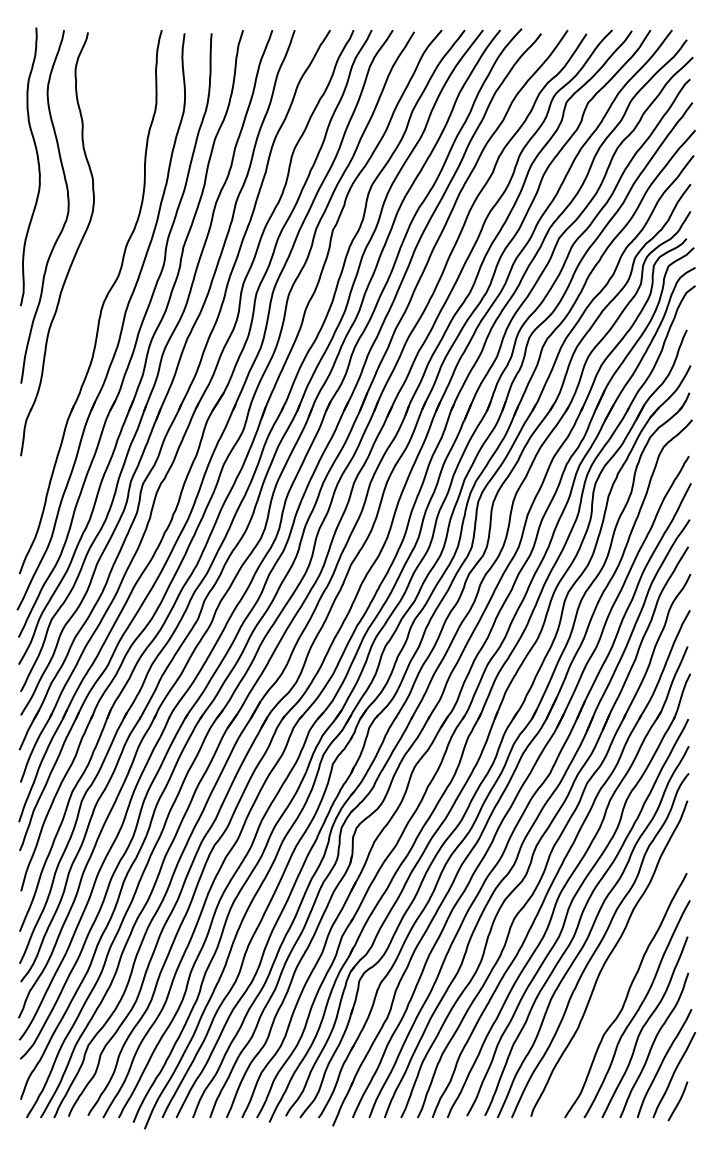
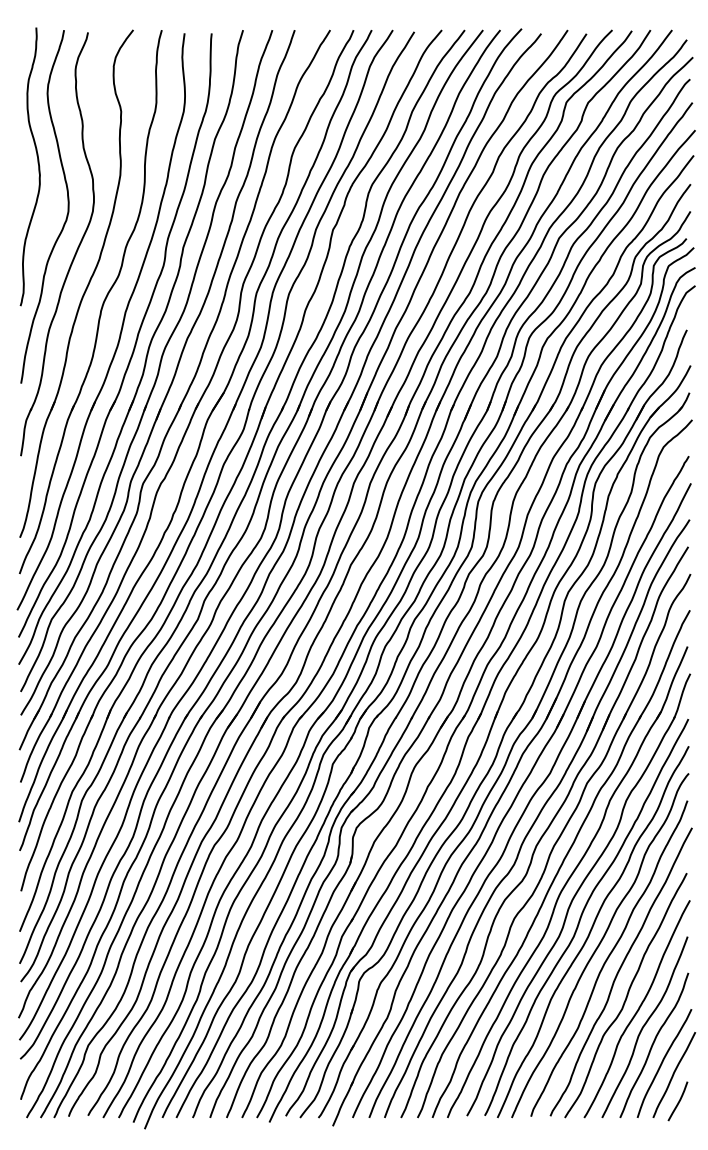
part: none -> present (85, 288)
curve: none -> present (620, 970)
